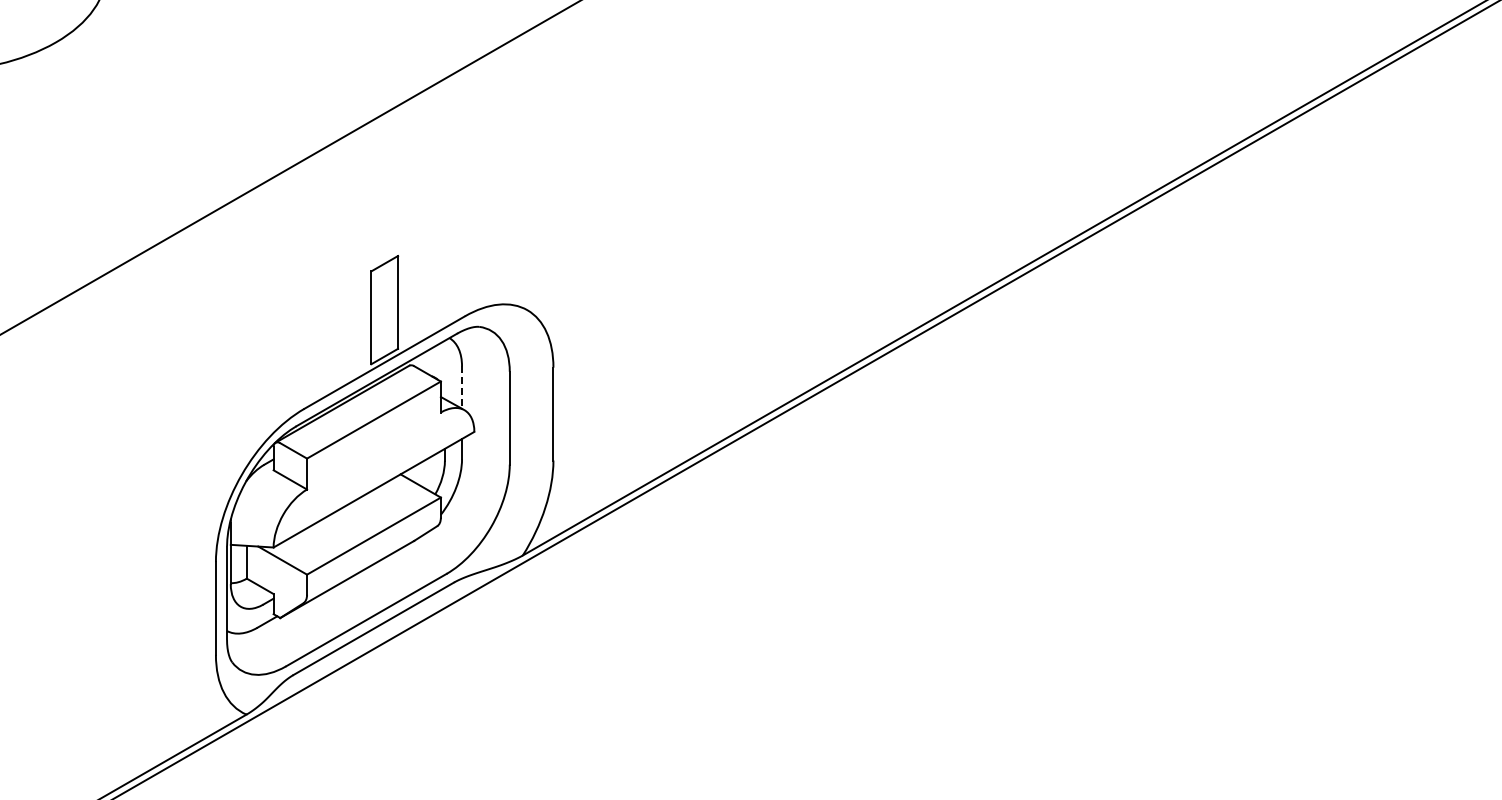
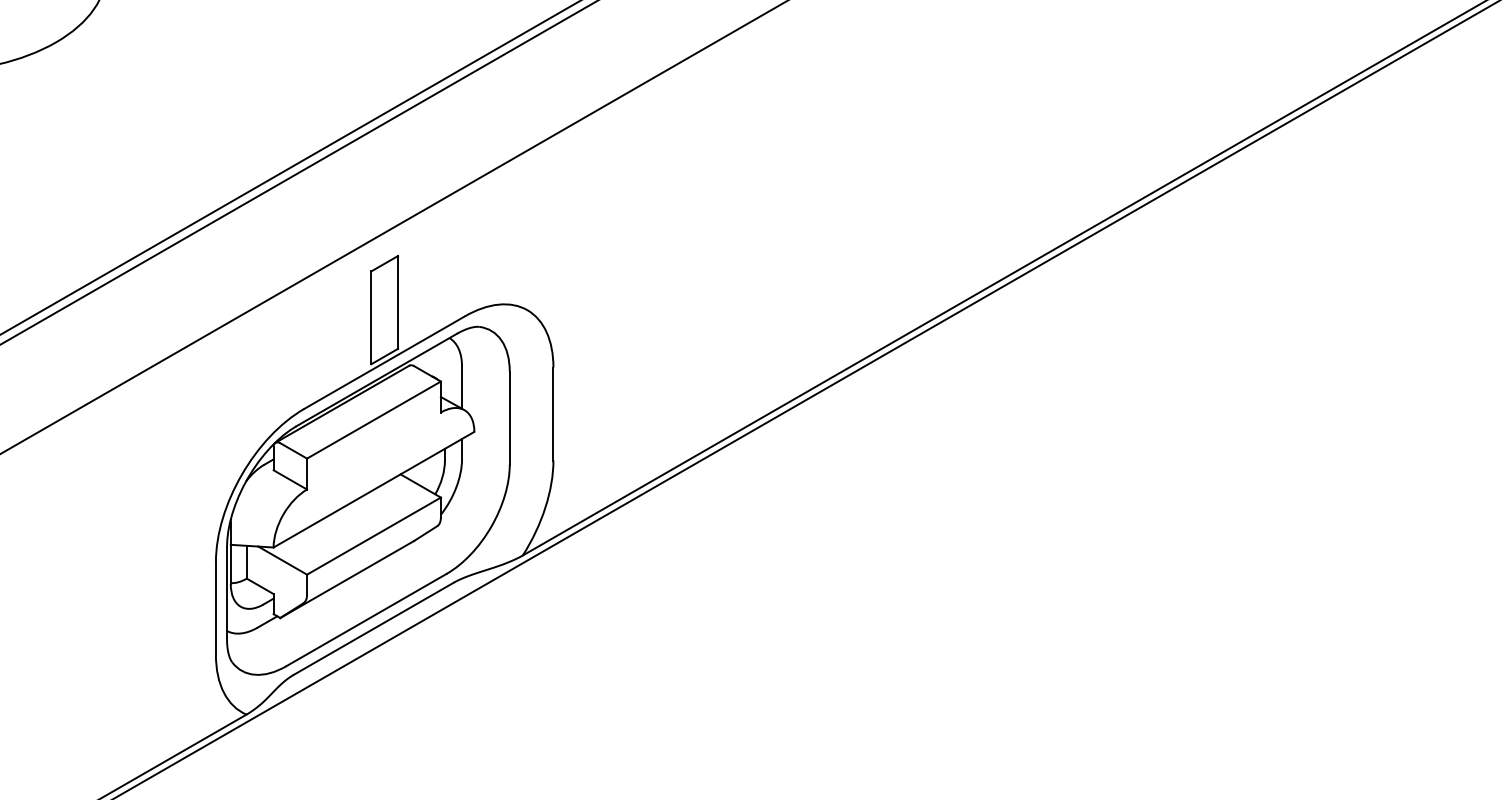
line: none -> present (298, 172)
line: none -> present (393, 227)
line: dashed -> solid (462, 388)
